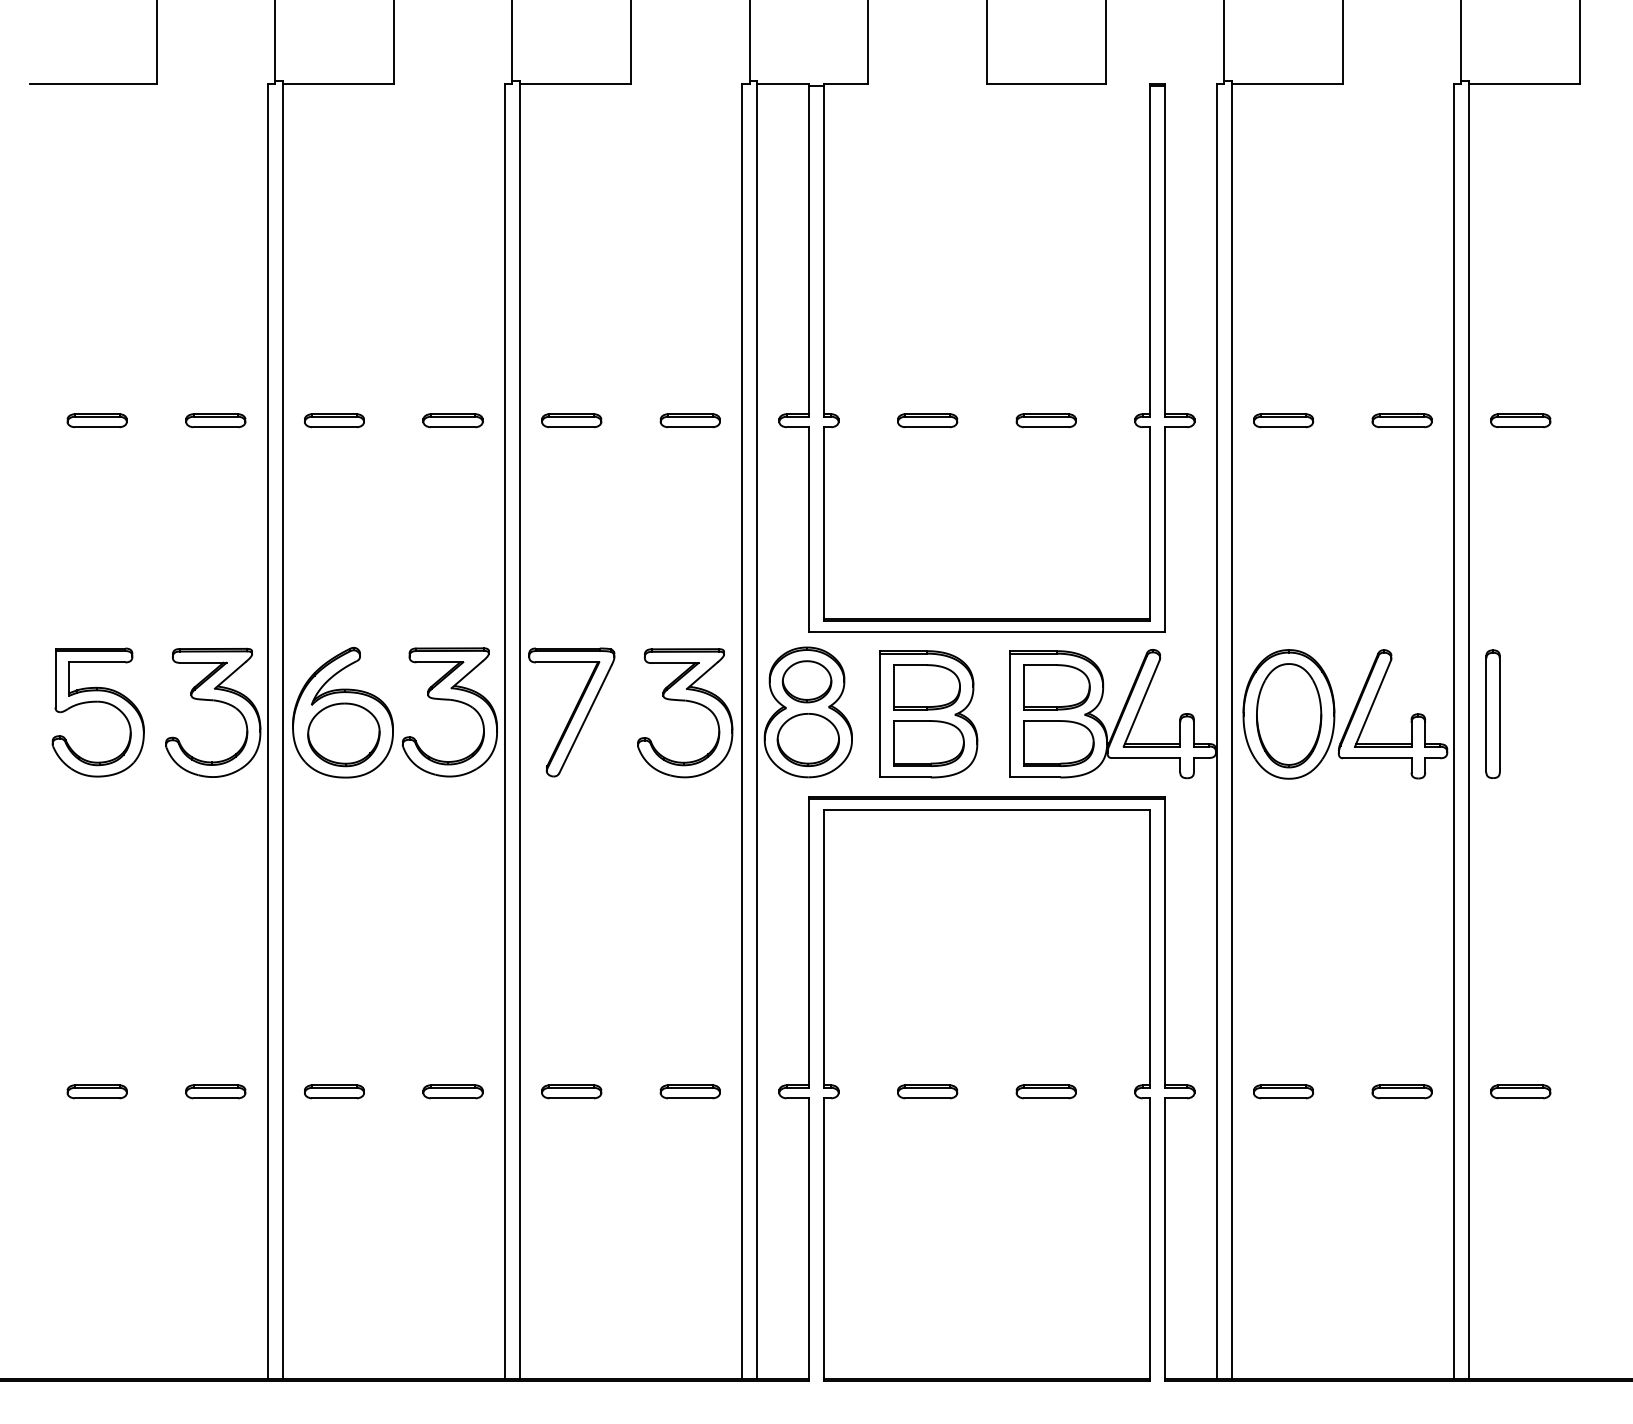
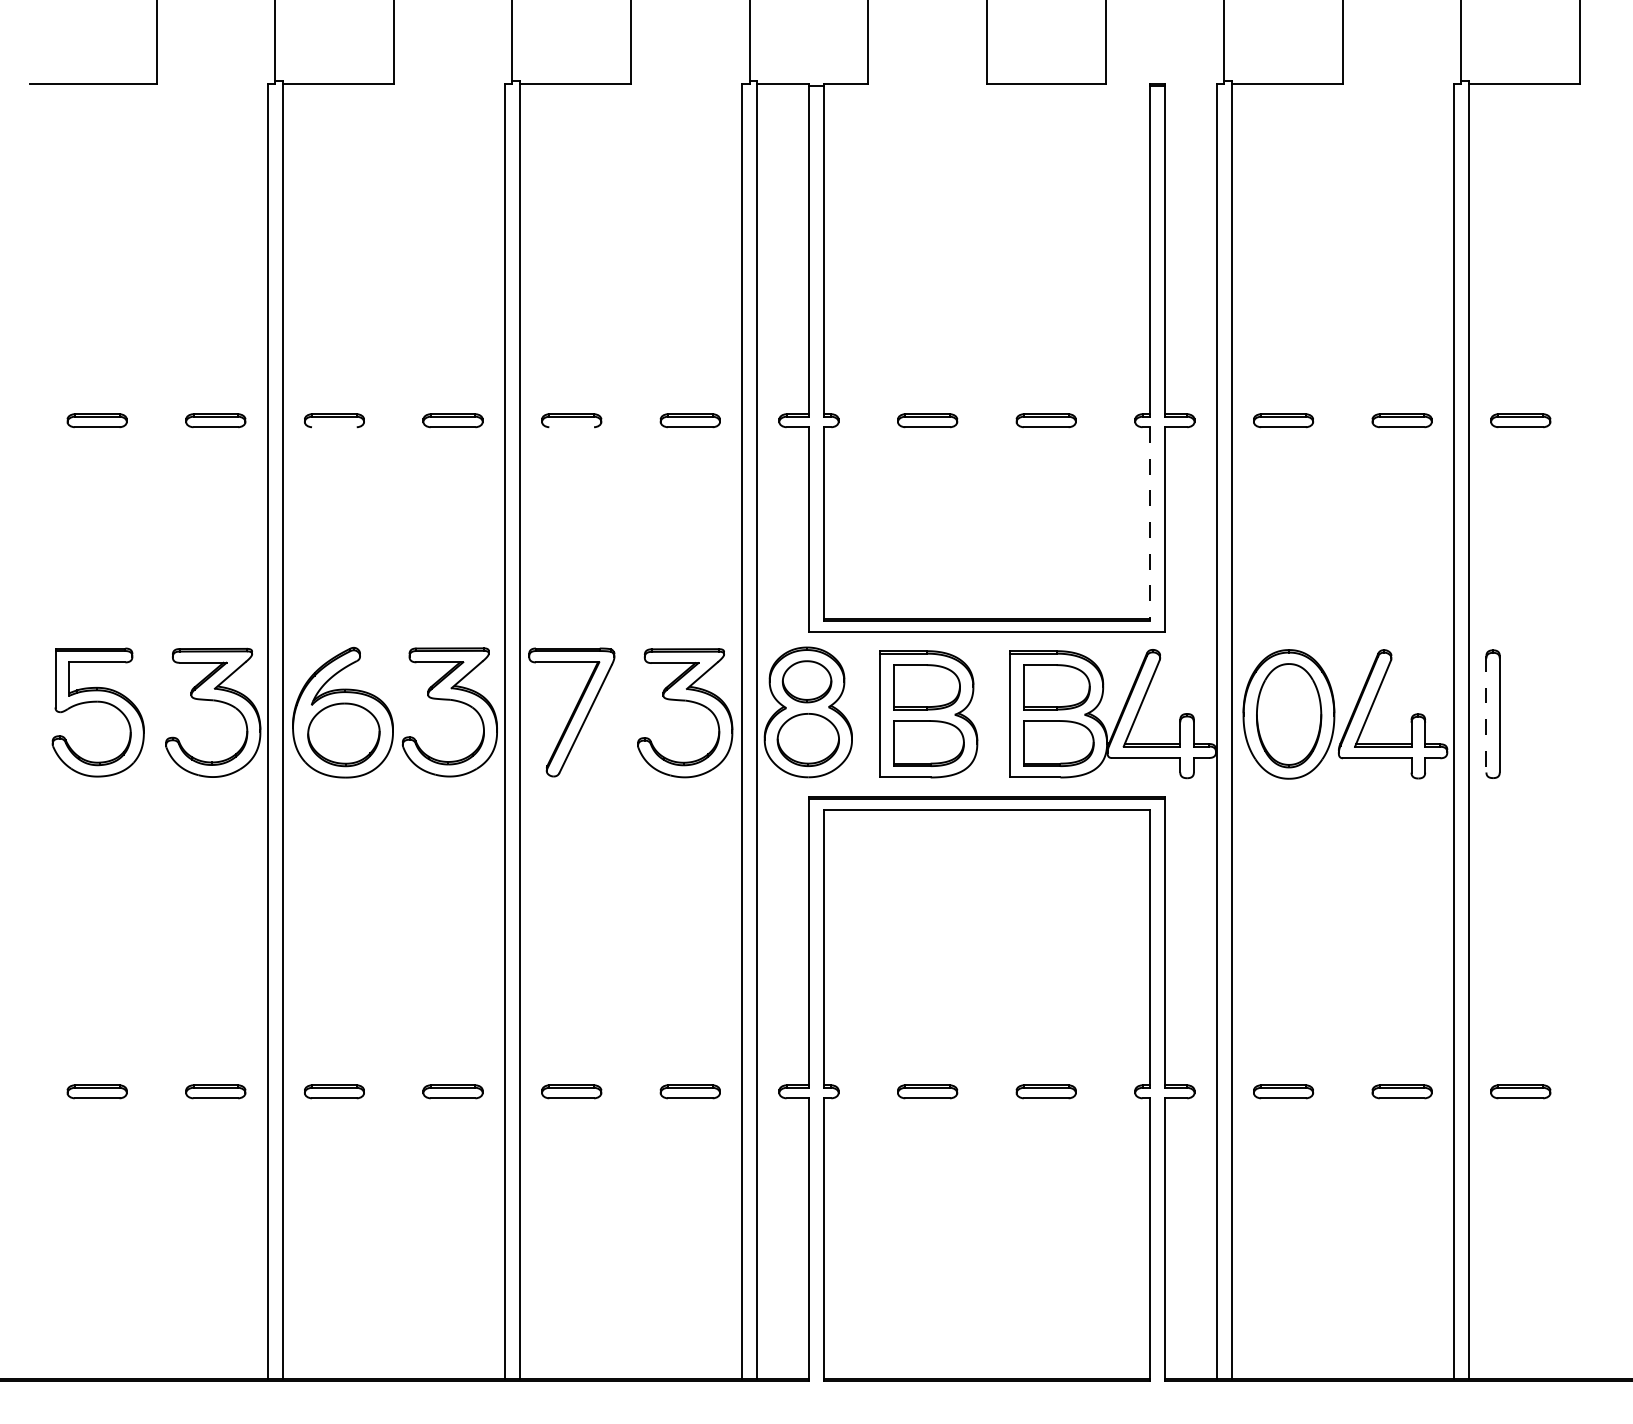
line: present -> none (334, 427)
line: present -> none (571, 427)
line: solid -> dashed (1150, 524)
line: solid -> dashed (1486, 714)
